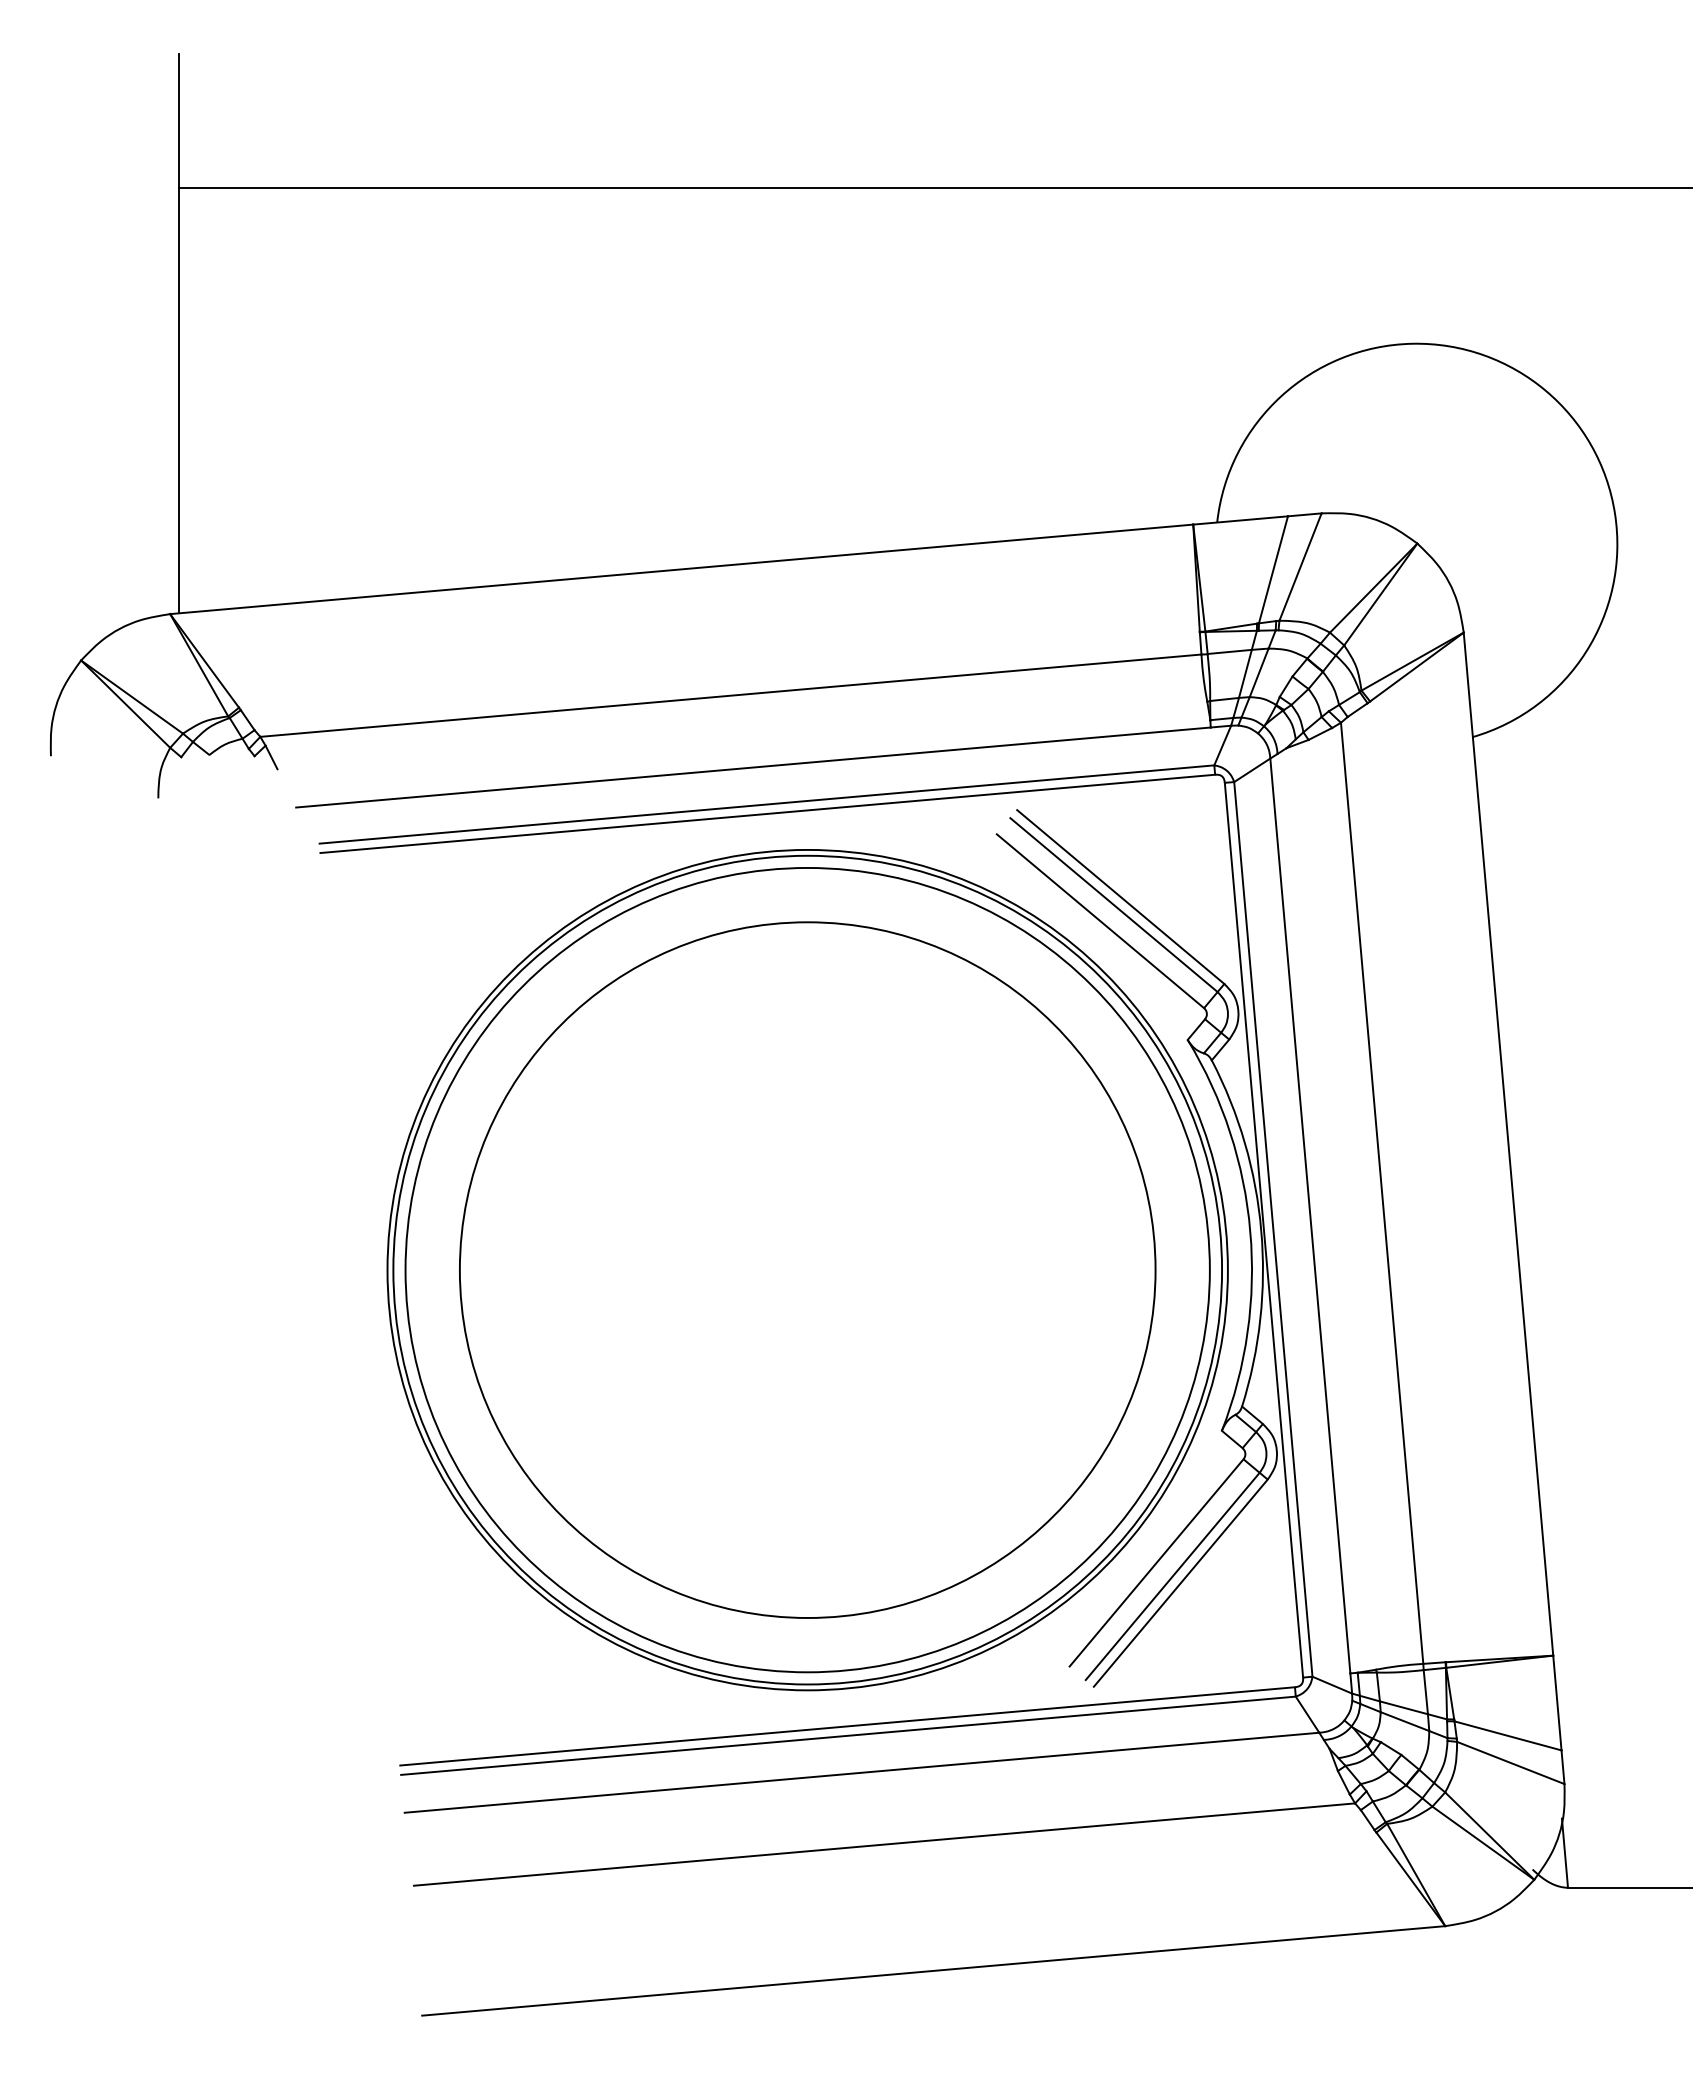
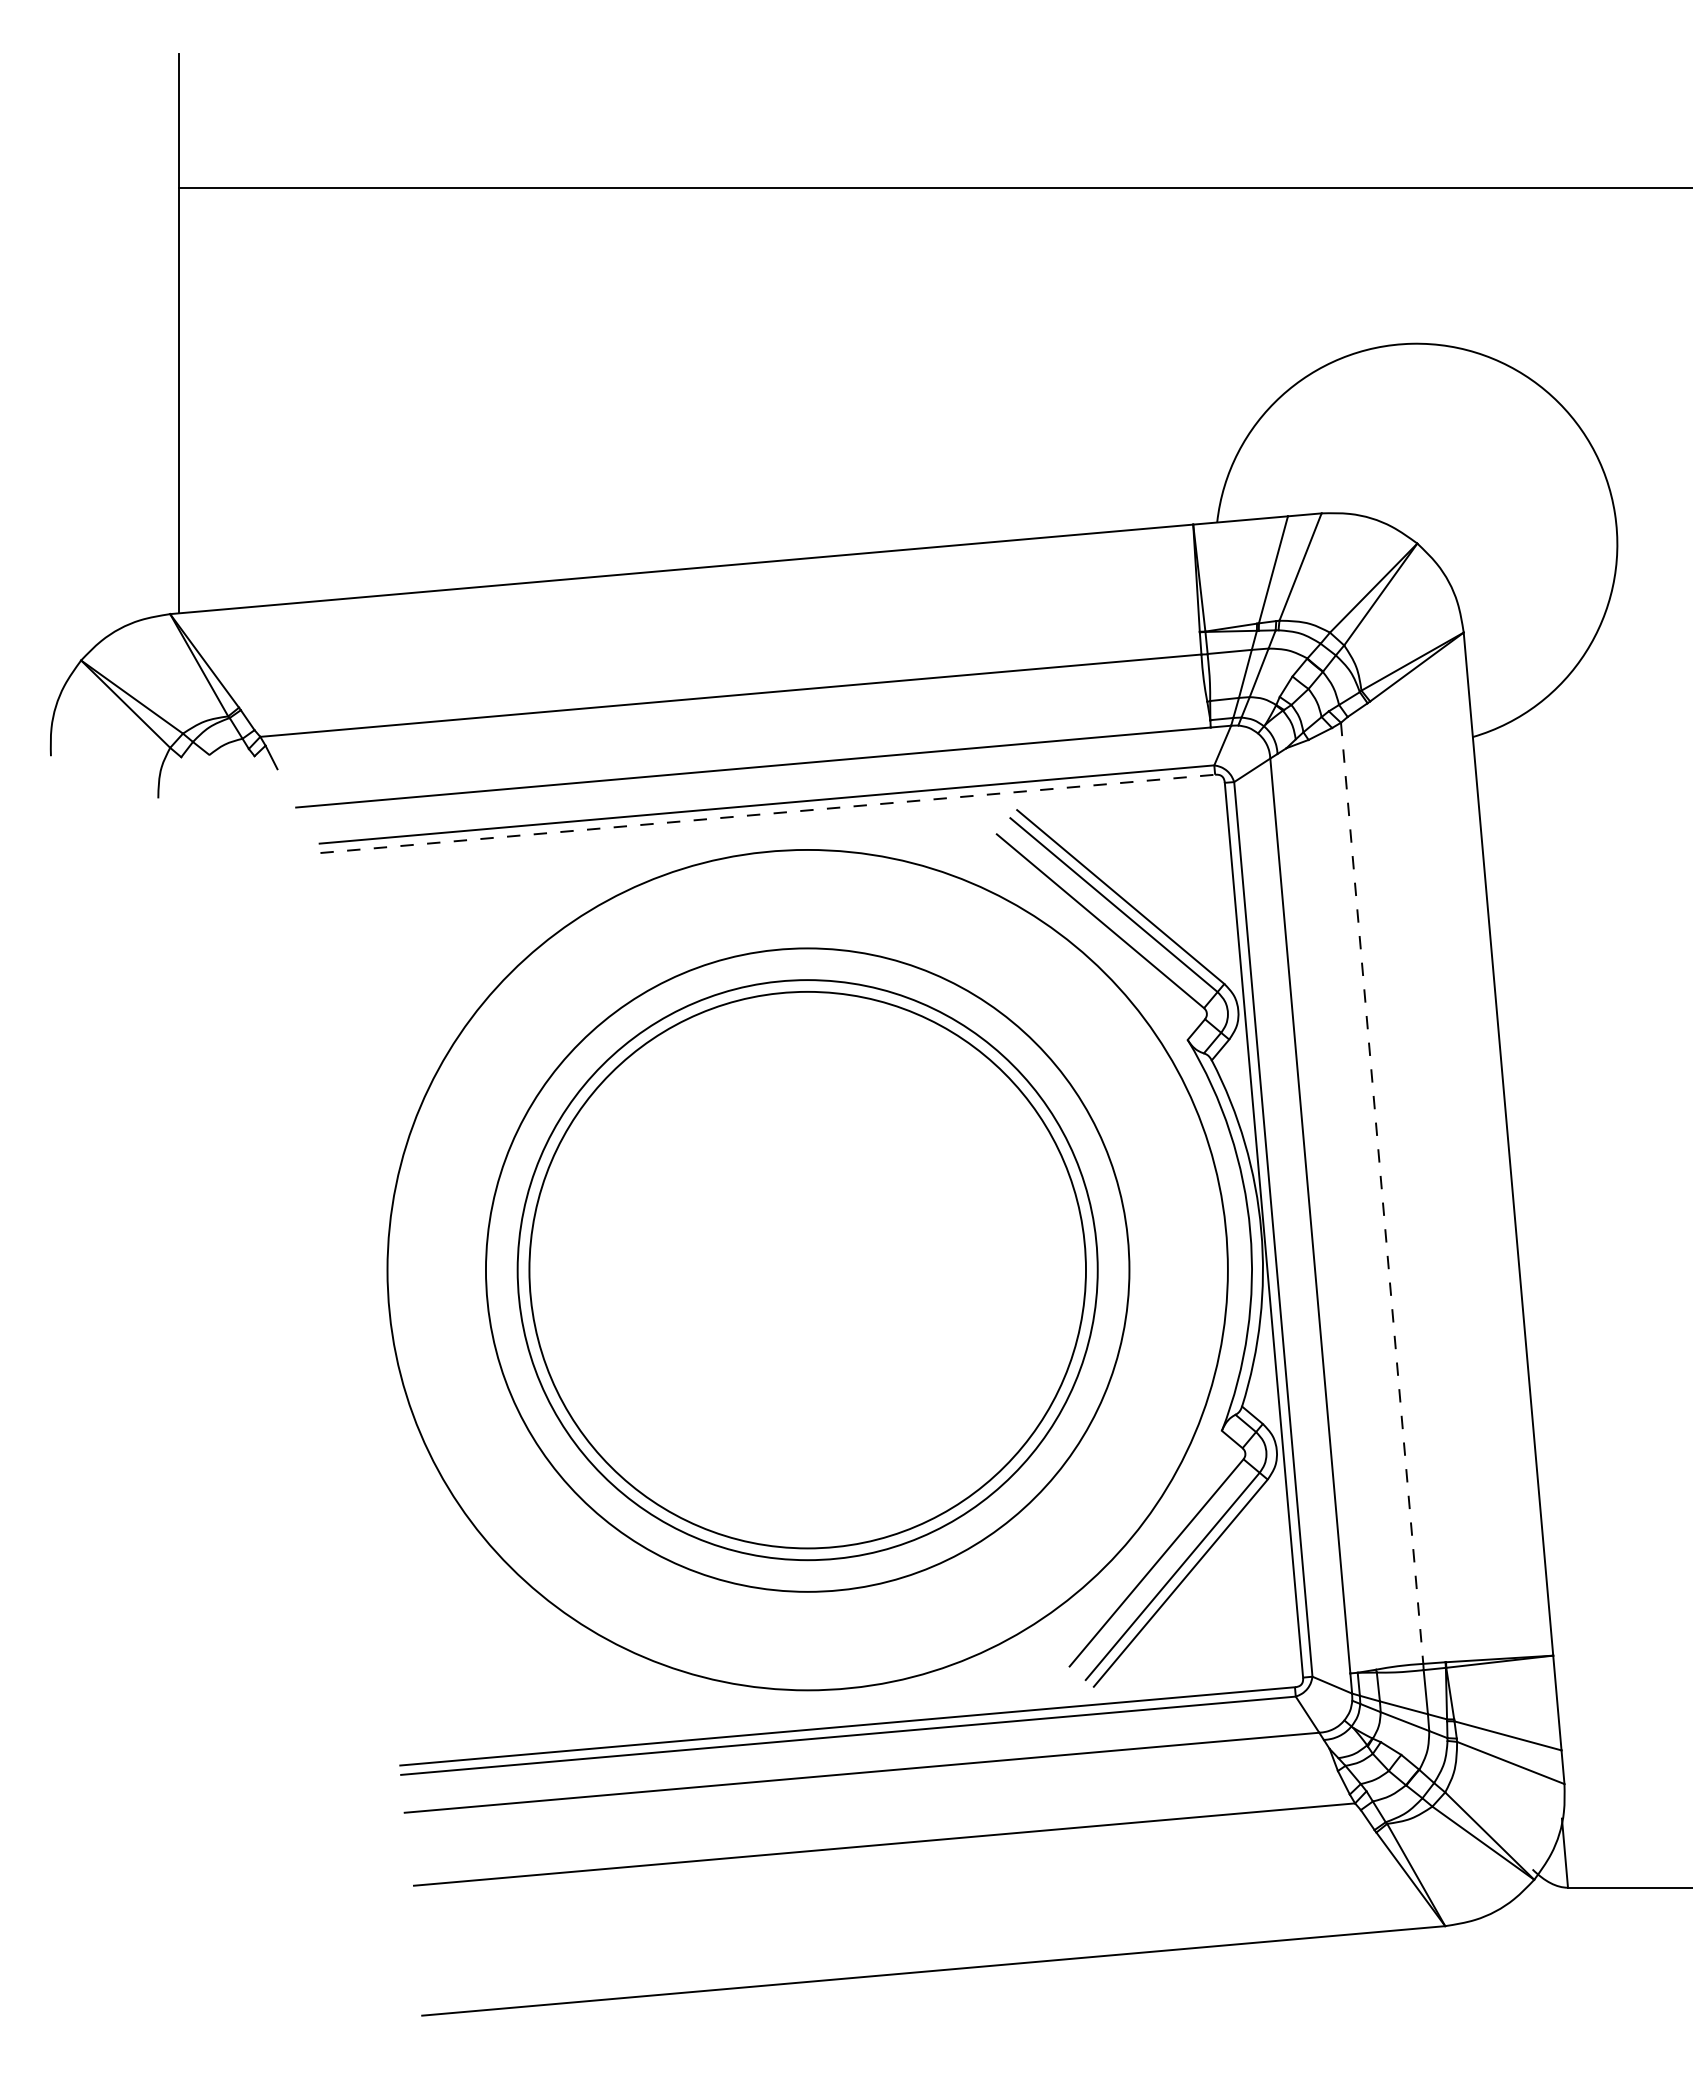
line: solid -> dashed (768, 813)
line: solid -> dashed (1382, 1193)
circle diameter: 696 px -> 557 px (807, 1269)
circle diameter: 804 px -> 643 px (807, 1269)
circle diameter: 829 px -> 580 px (807, 1270)
